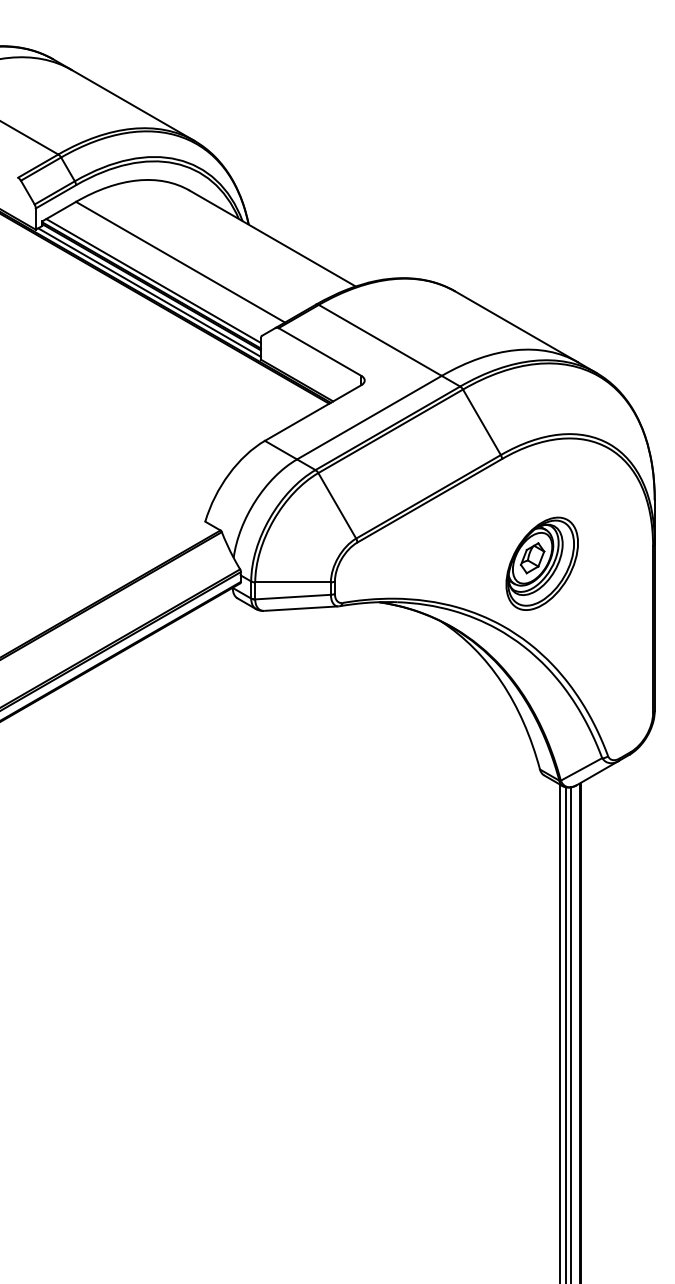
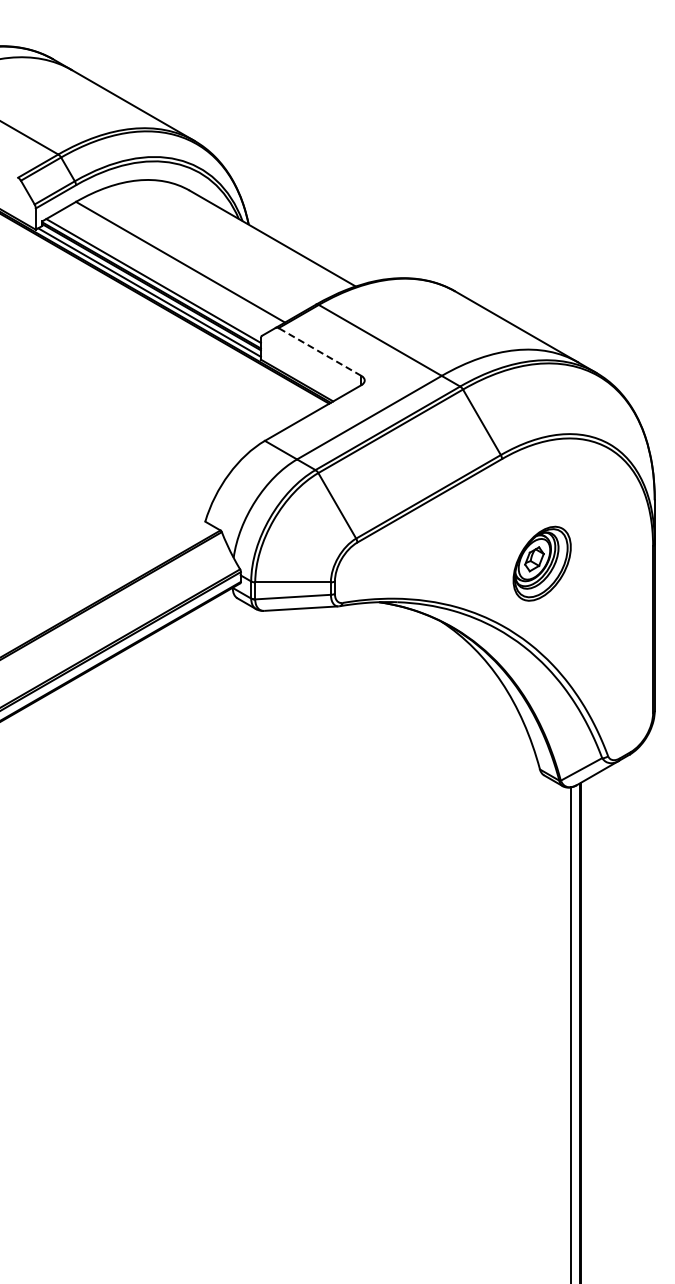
line: solid -> dashed (320, 352)
part size: 74x95 px -> 60x77 px (541, 563)
line: present -> none (559, 1032)
line: present -> none (566, 1033)
